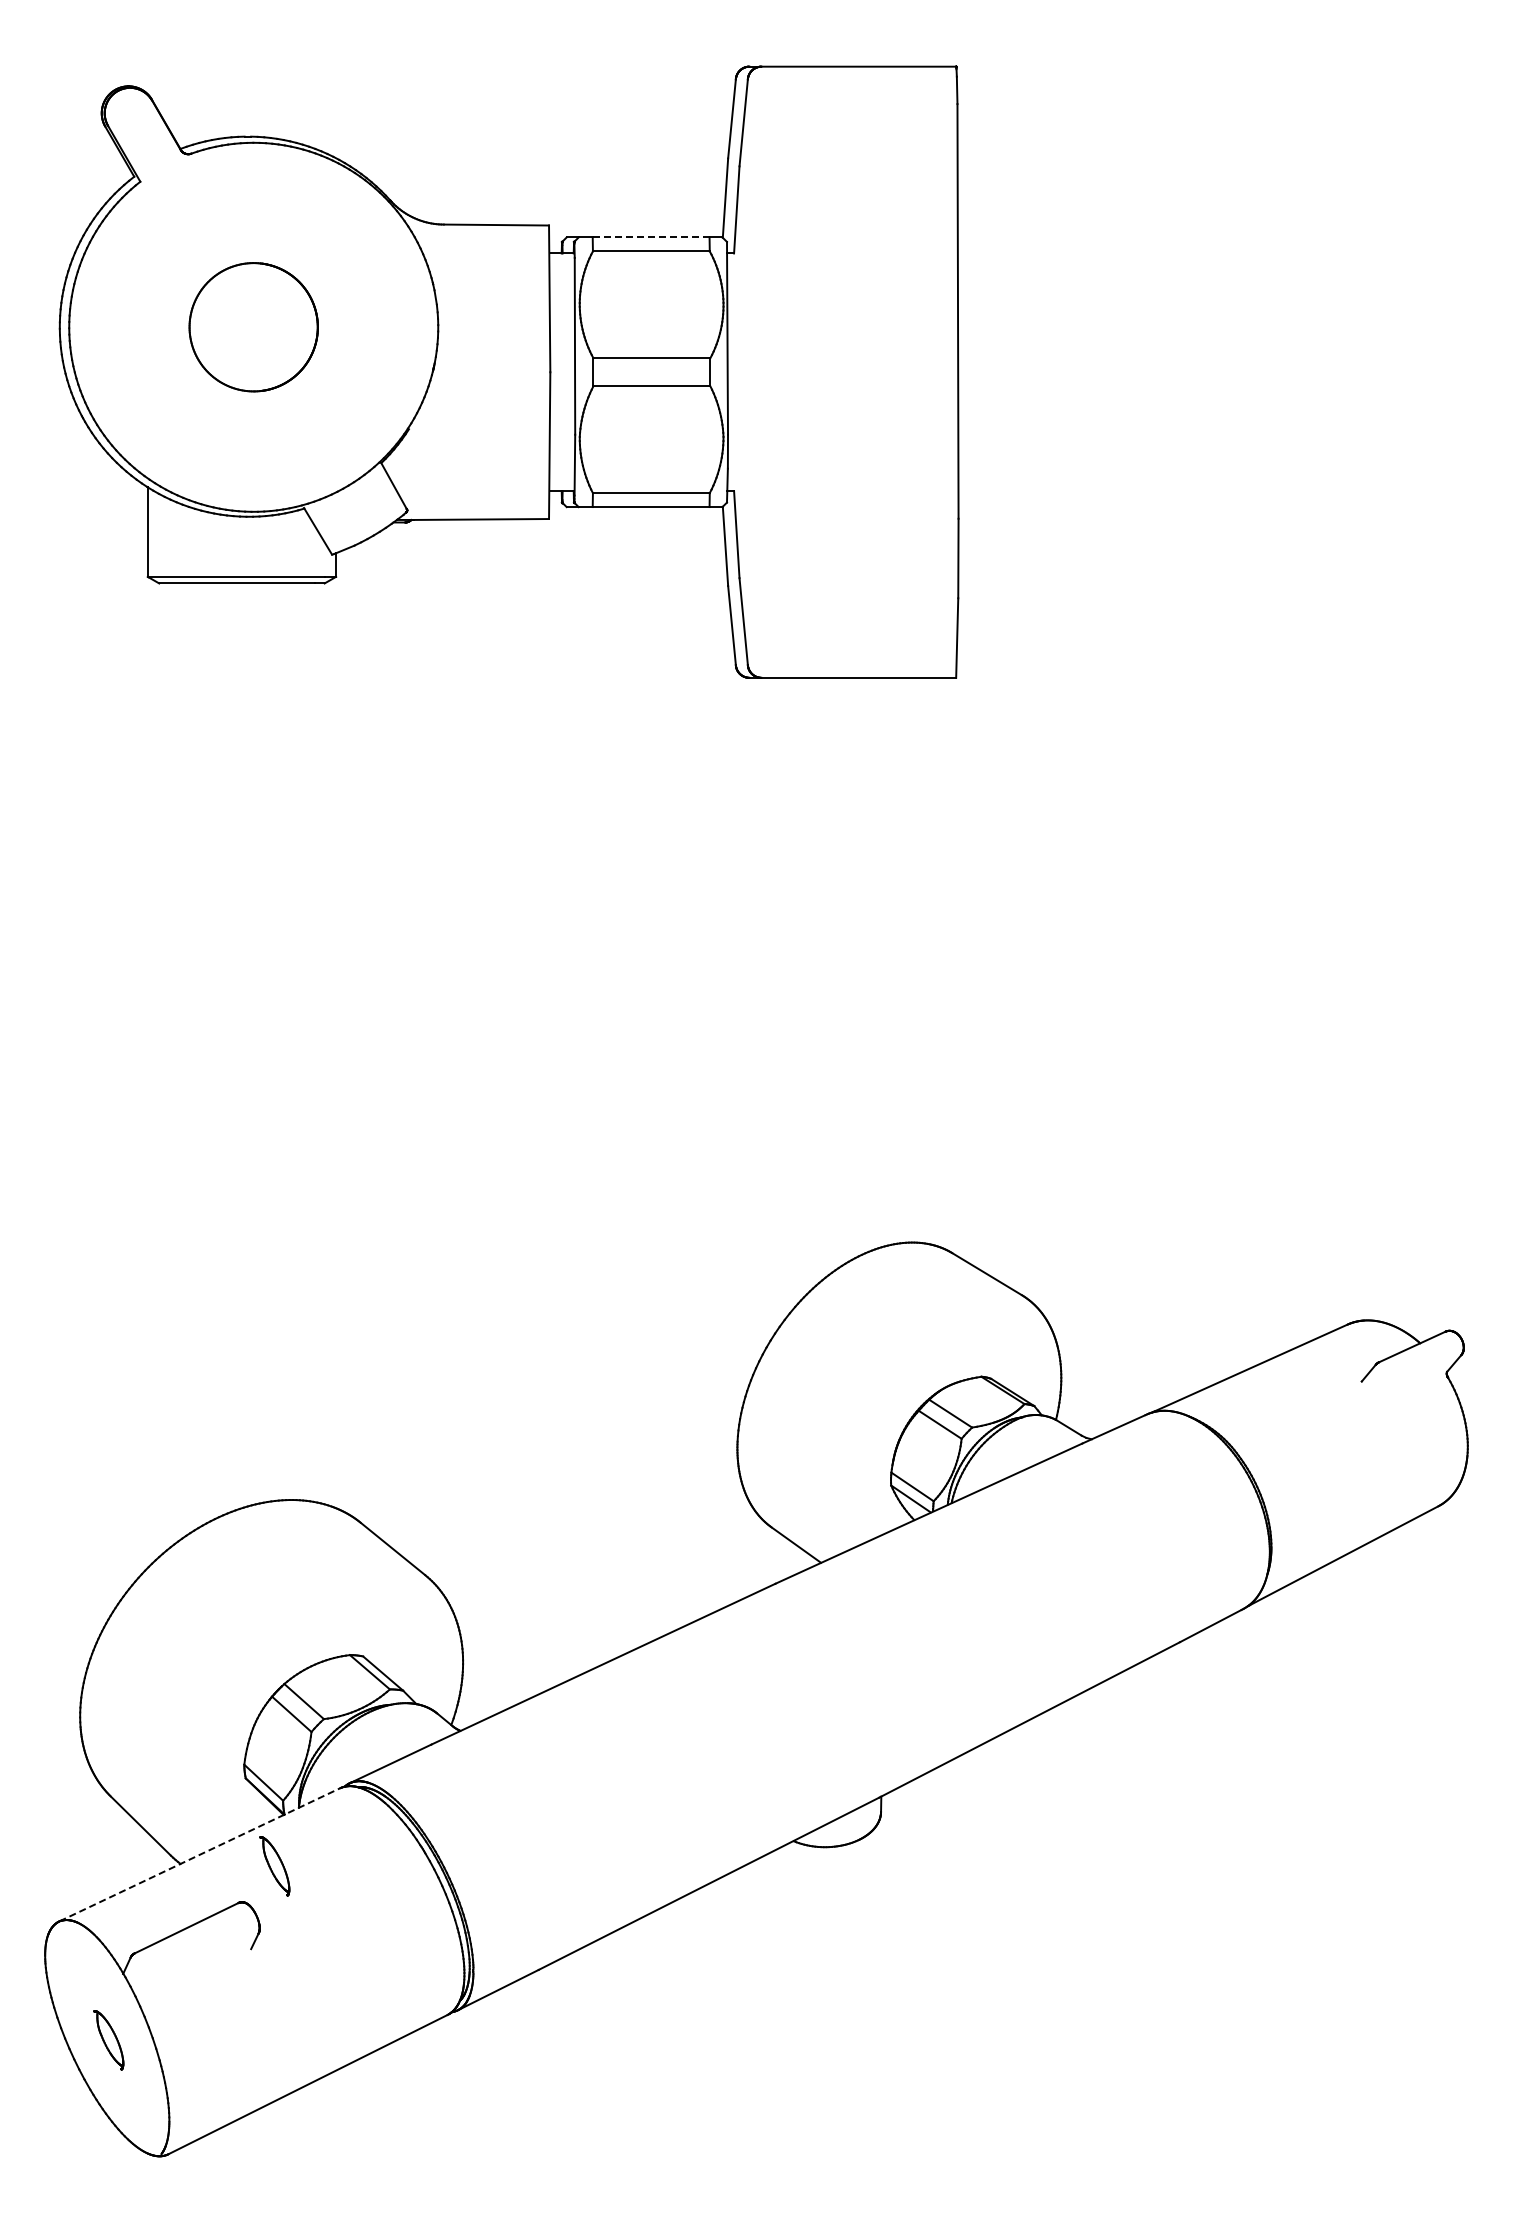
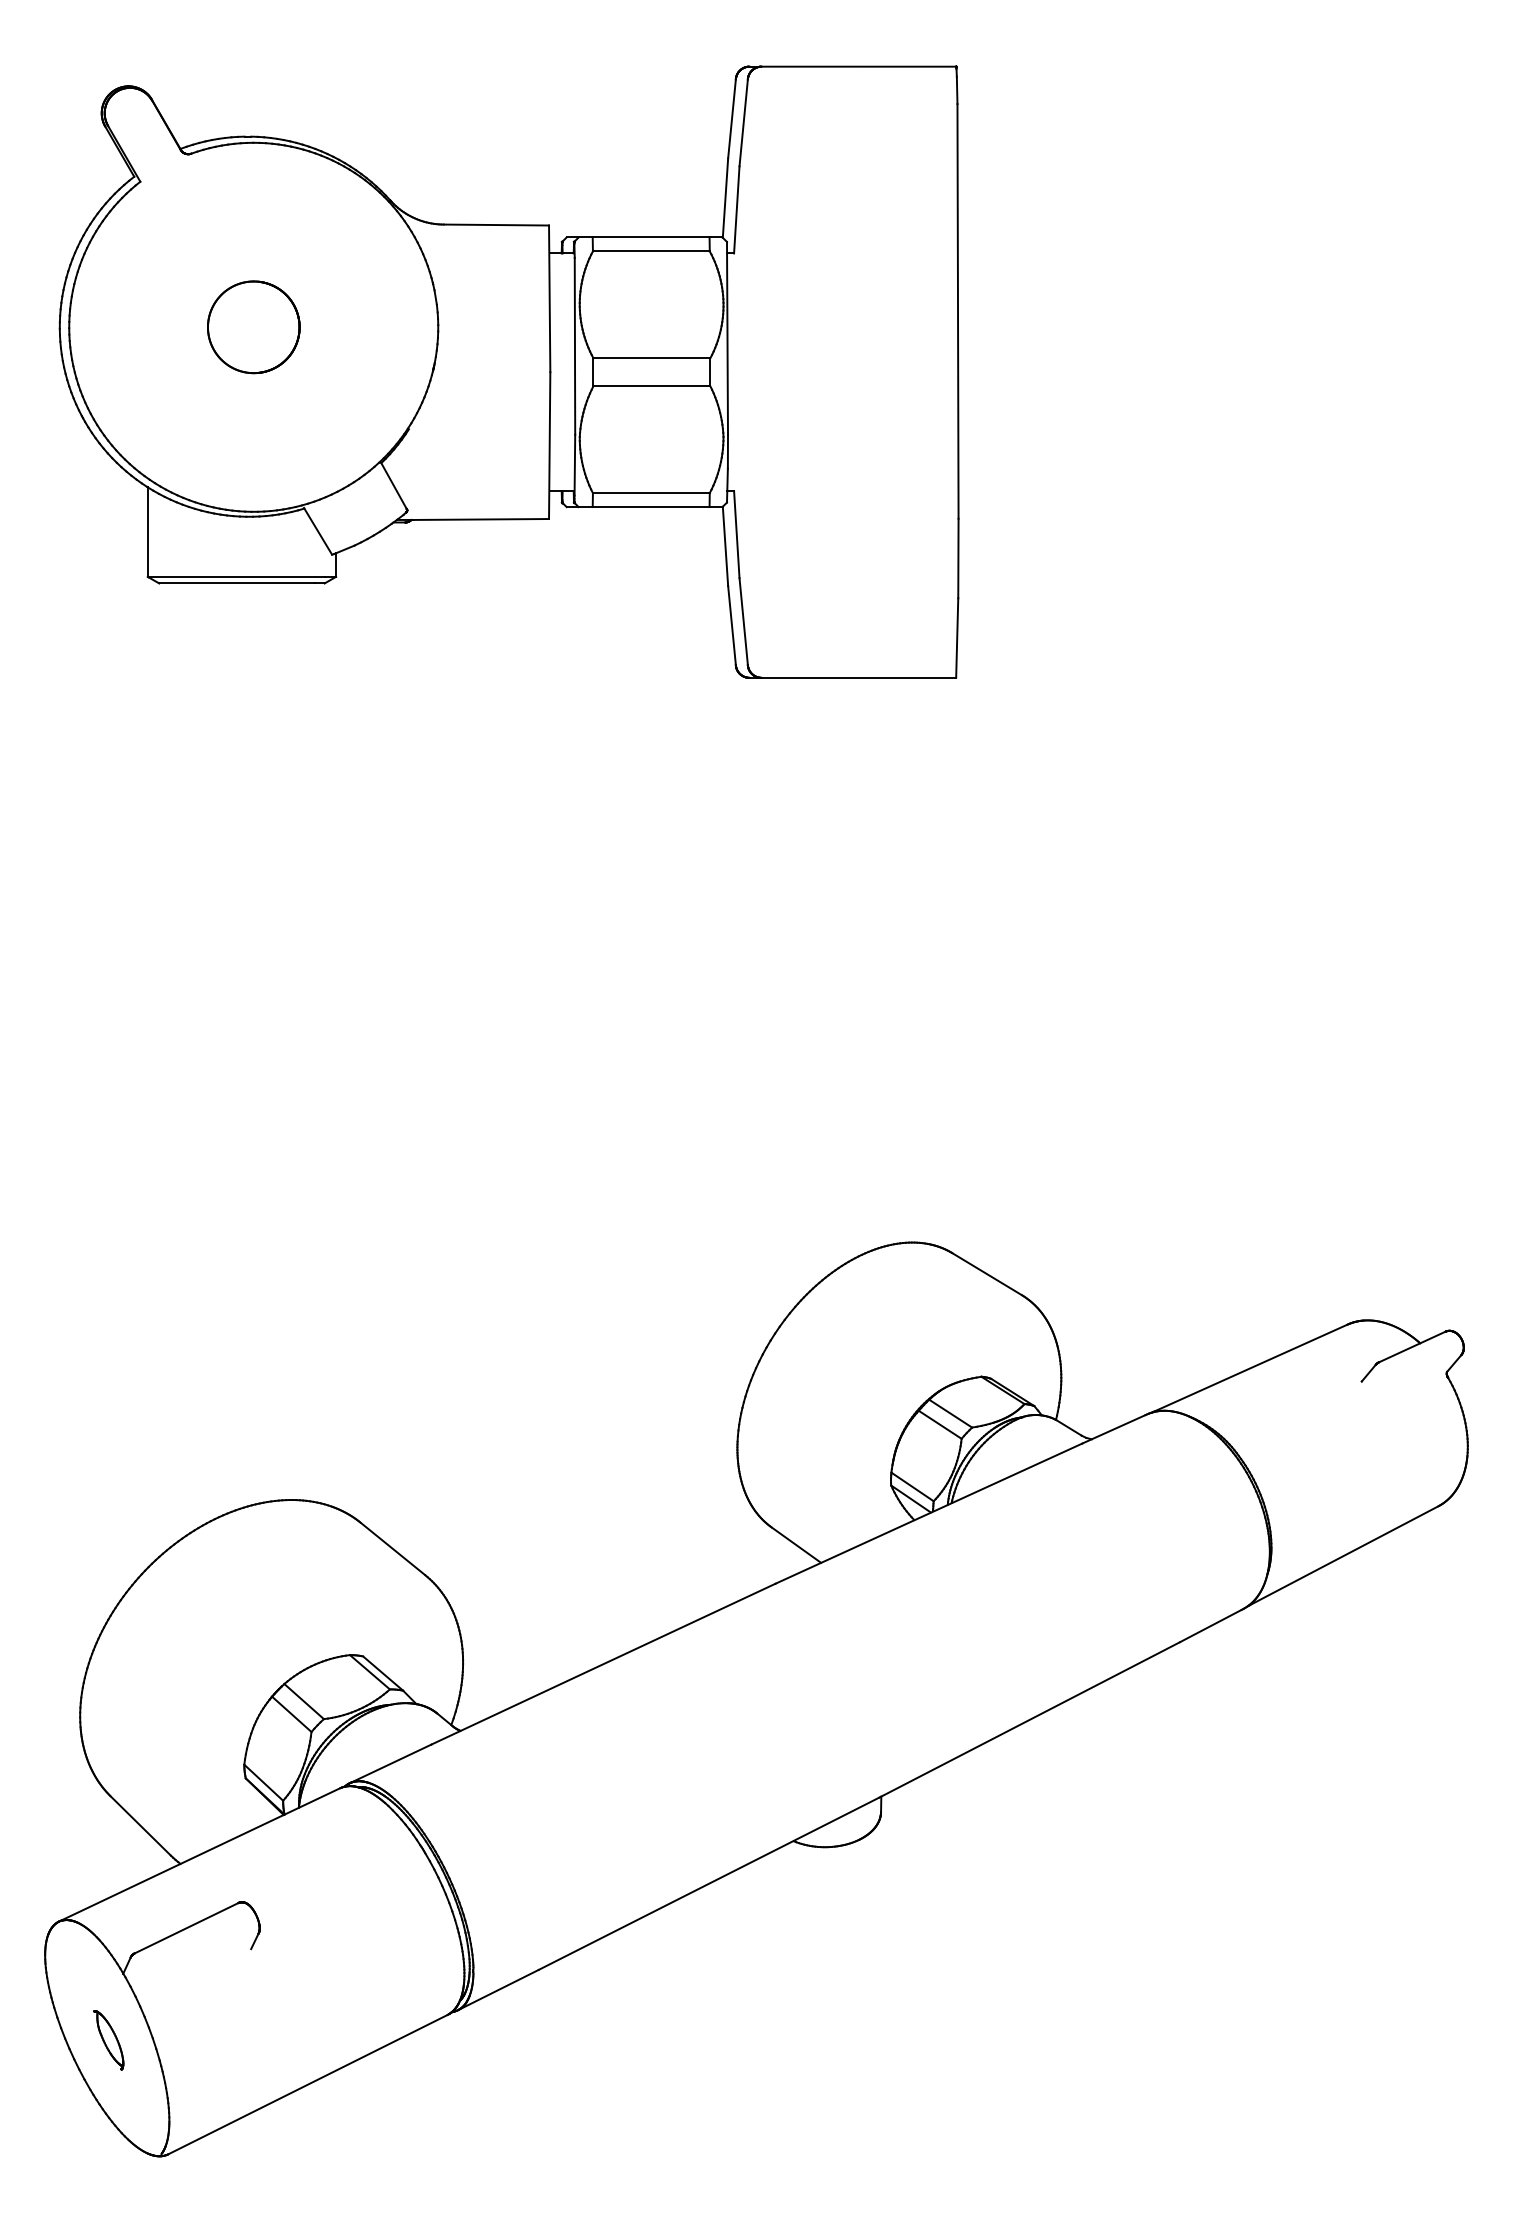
line: dashed -> solid (650, 237)
part size: 131x131 px -> 94x95 px (253, 327)
line: dashed -> solid (200, 1854)
part: present -> none (274, 1866)
